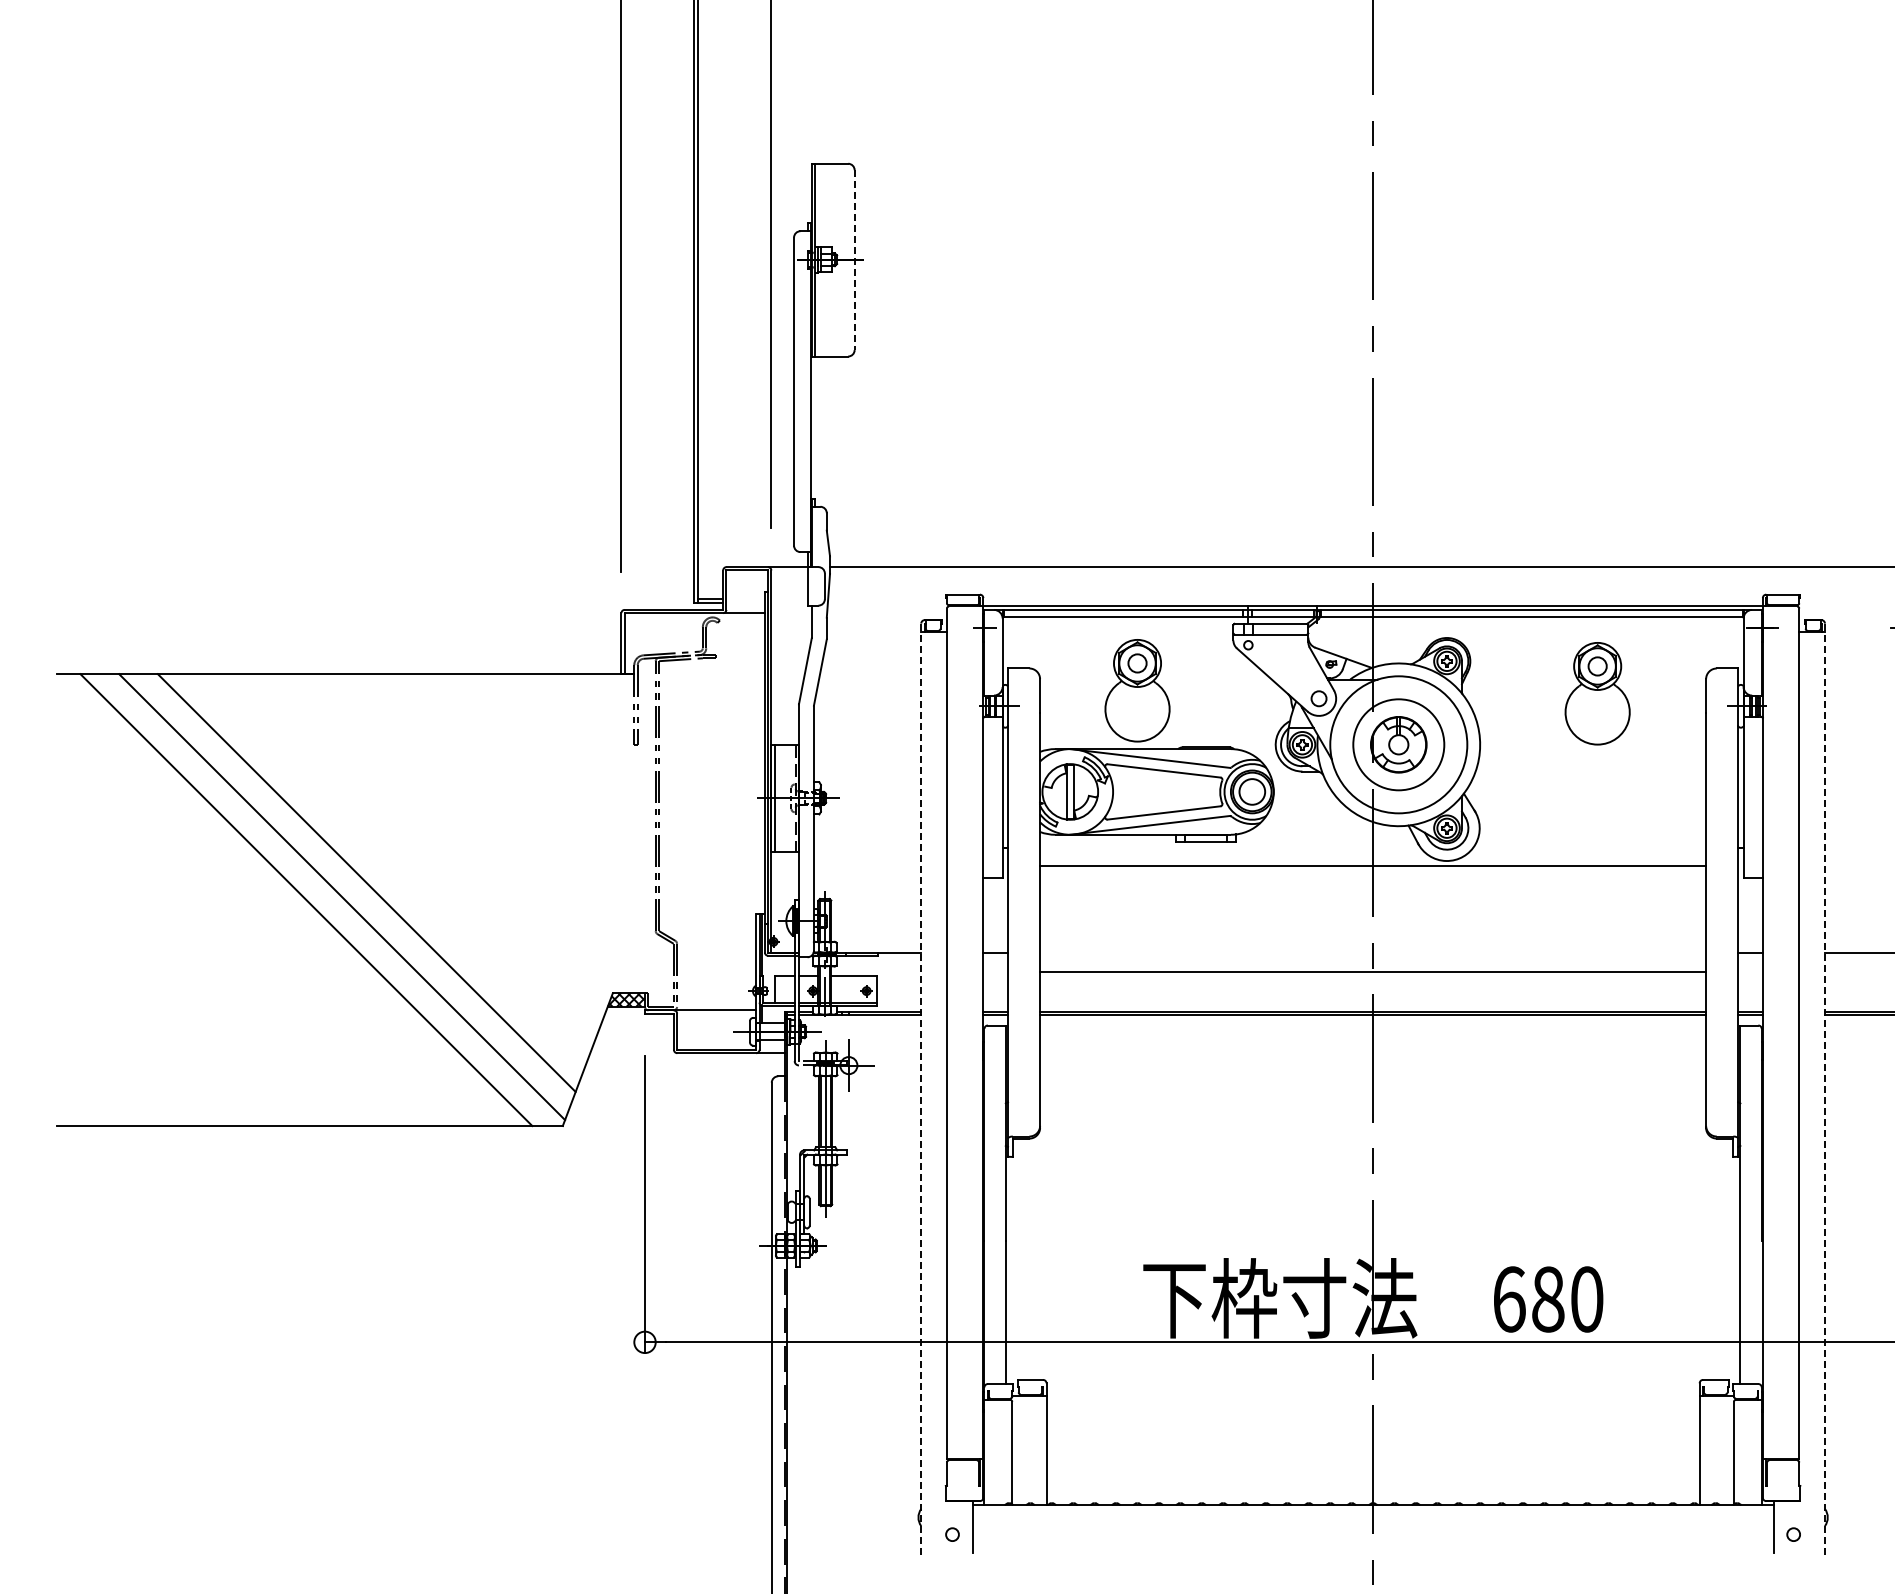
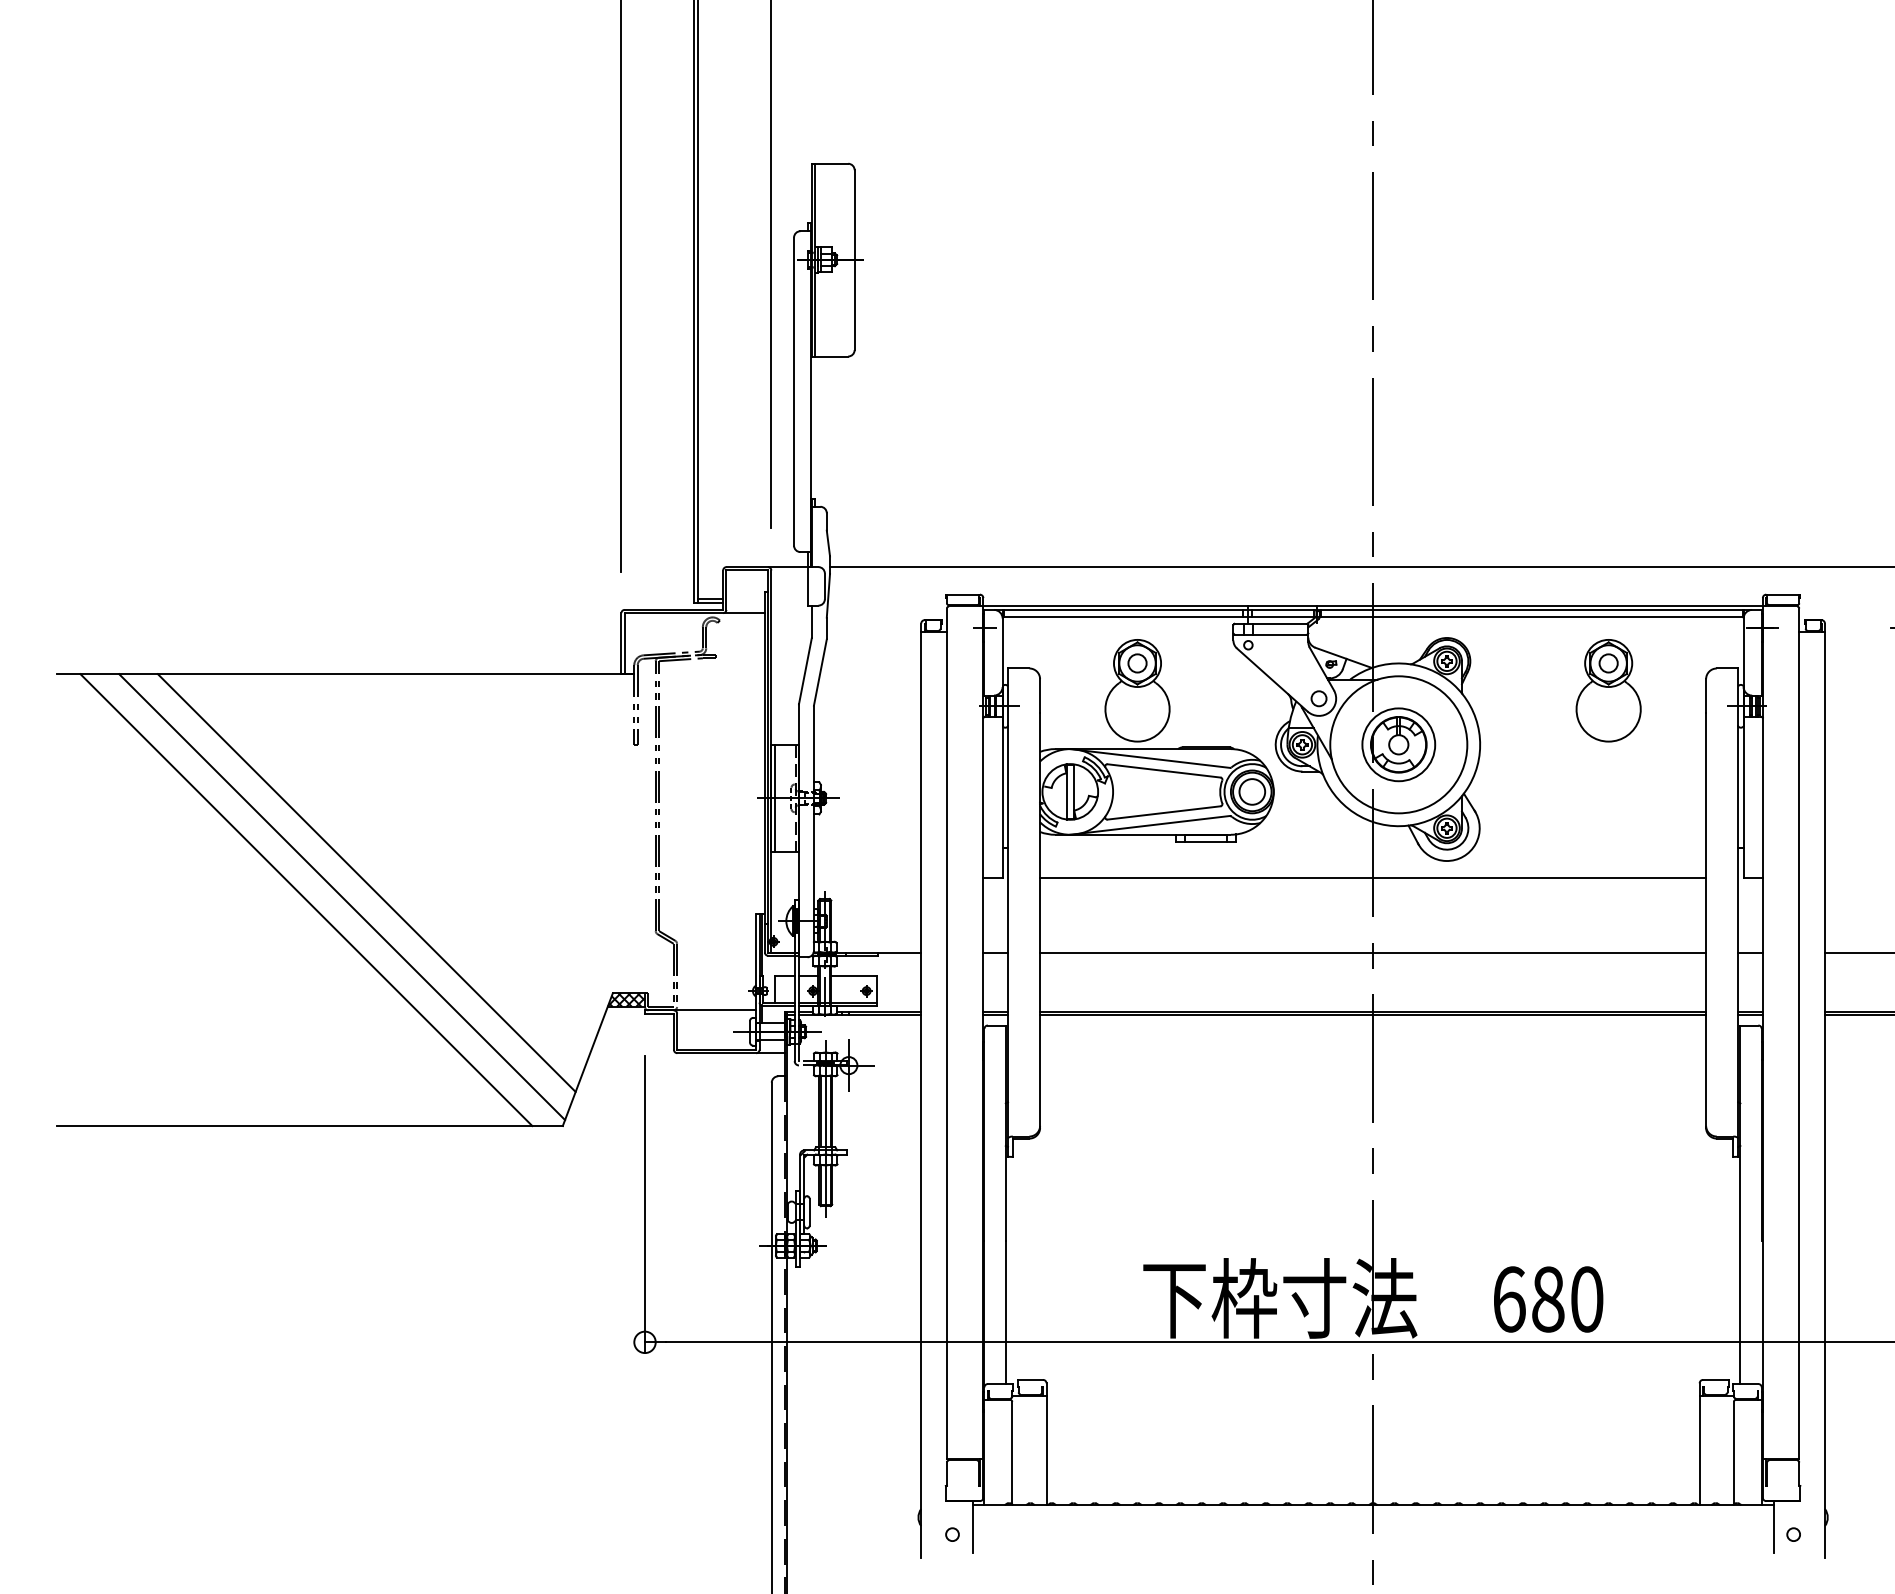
line: dashed -> solid (854, 260)
part position: (1597, 693) -> (1608, 690) (1608, 690)
circle diameter: 91 px -> 73 px (1398, 744)
line position: (1373, 865) -> (1373, 877) (1373, 877)
line position: (1373, 971) -> (1373, 952) (1373, 952)
line: dashed -> solid (921, 1091)
line: dashed -> solid (1824, 1091)
